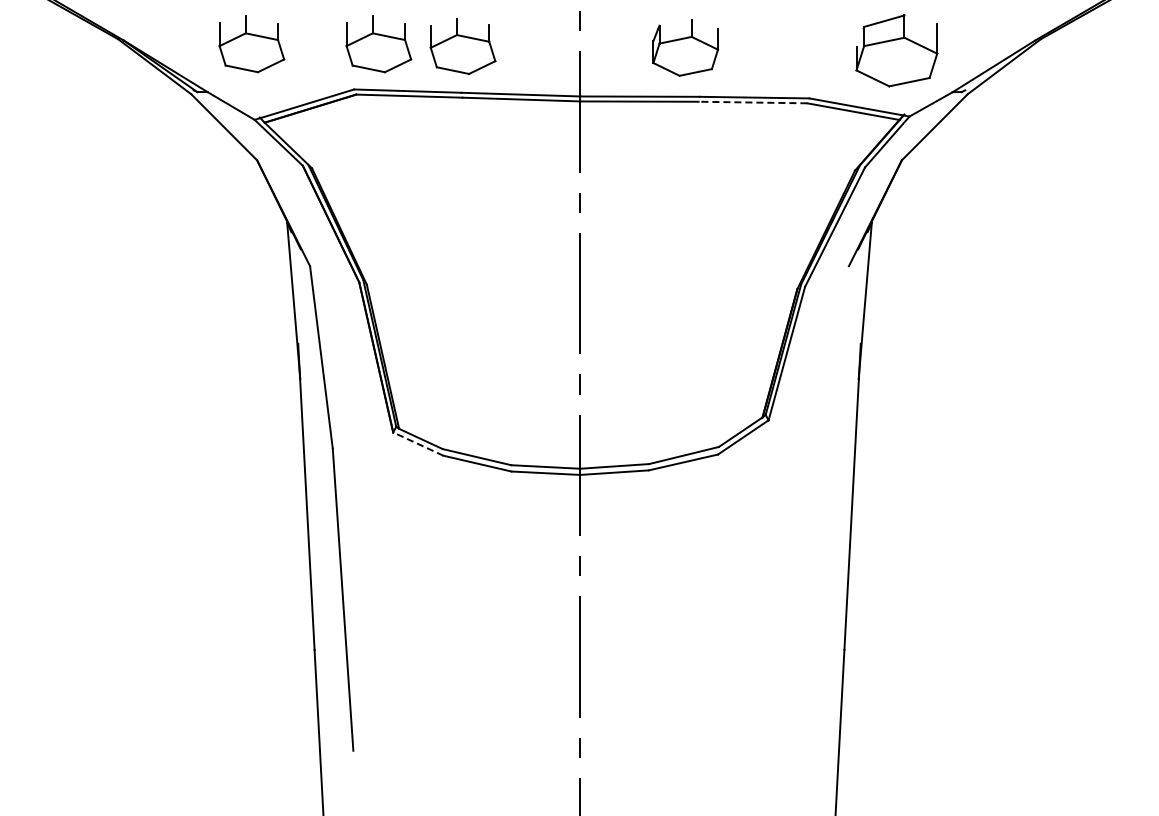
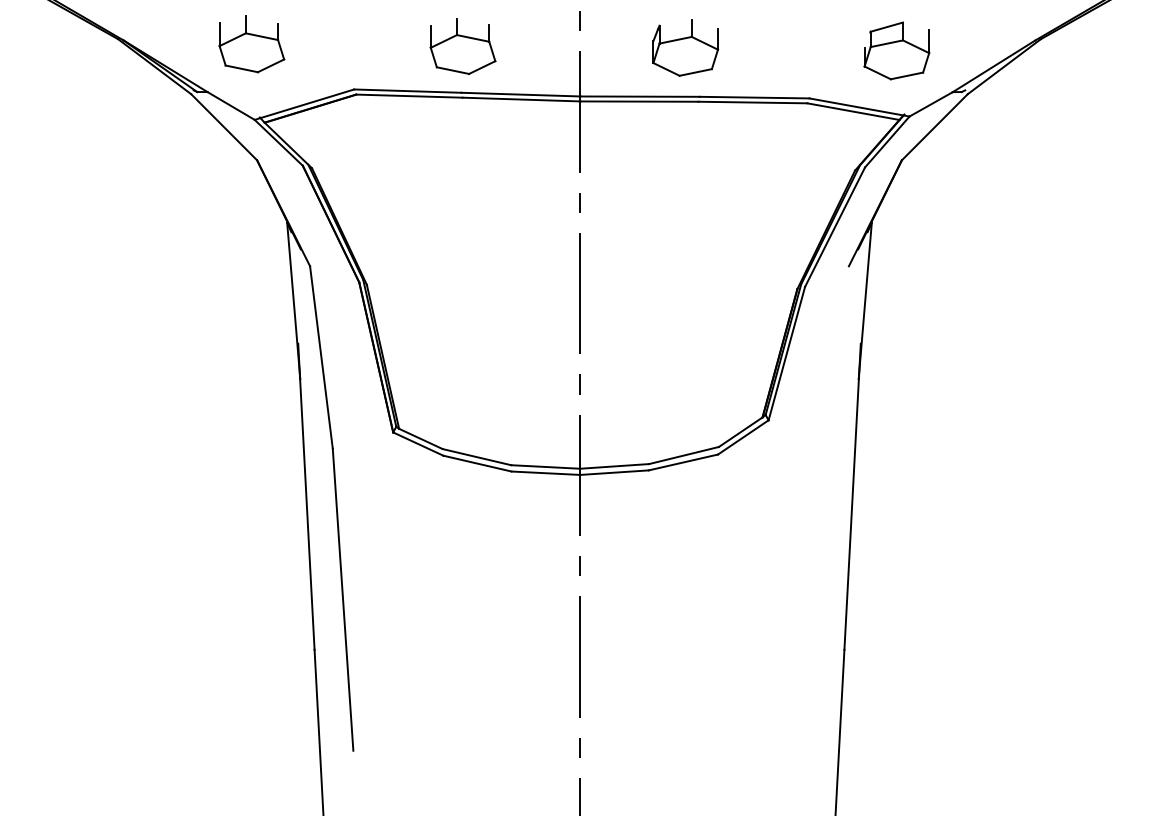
part: present -> none (378, 44)
part size: 84x74 px -> 68x60 px (896, 50)
line: dashed -> solid (752, 102)
line: dashed -> solid (418, 444)
